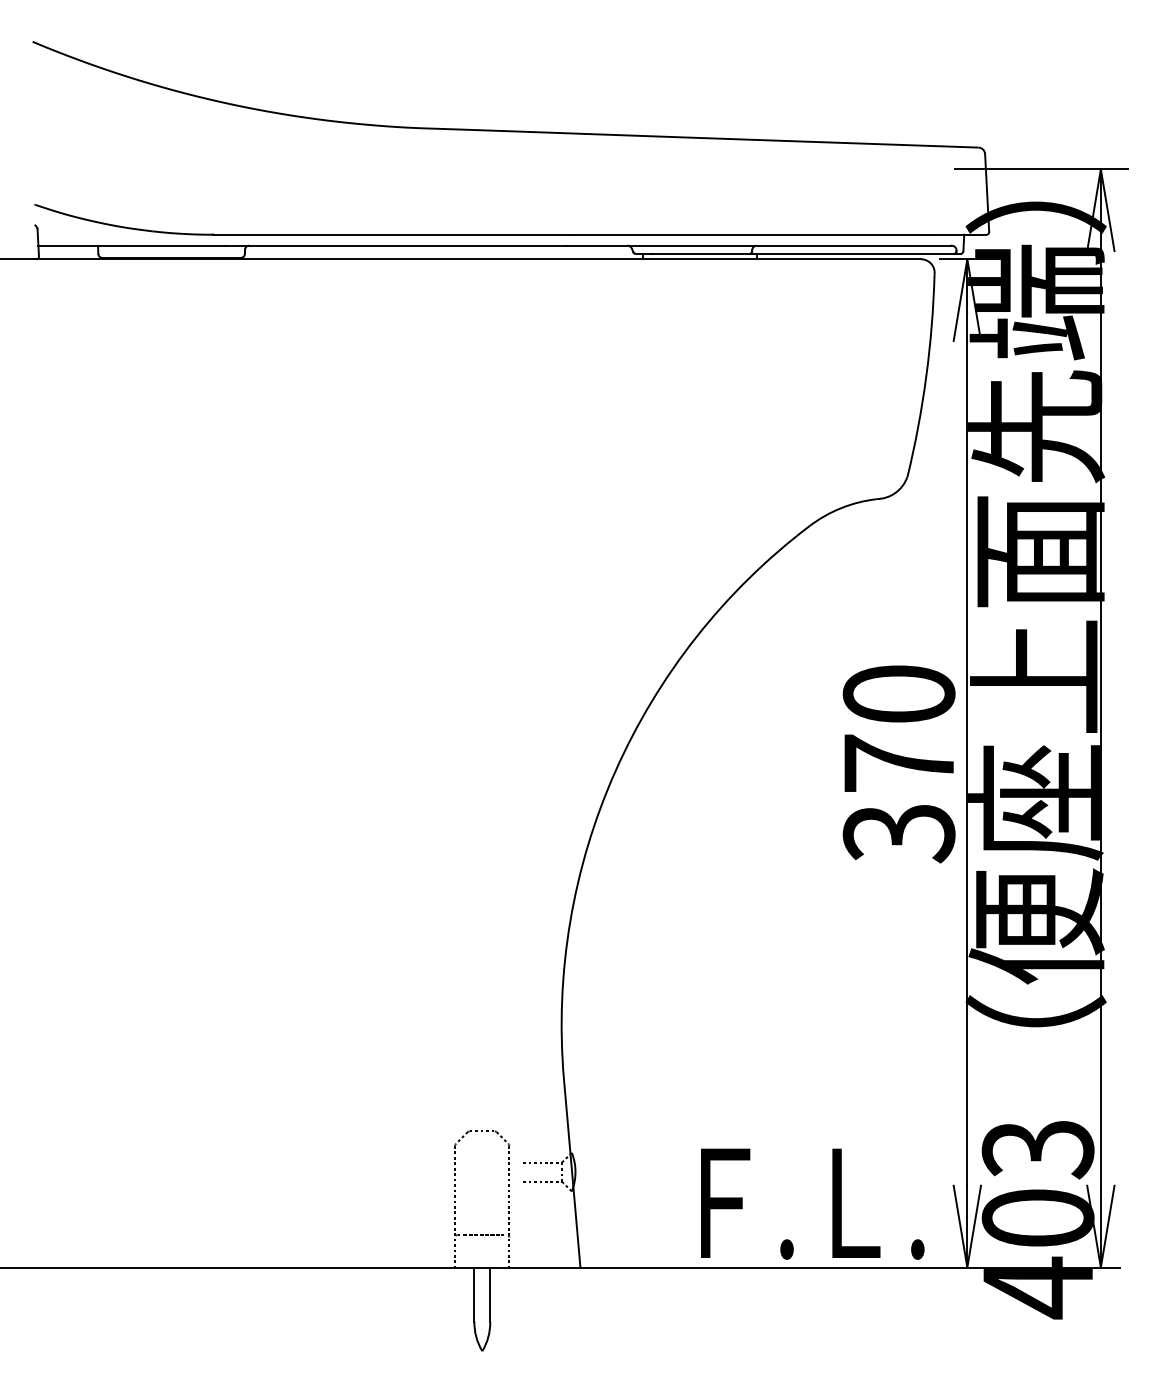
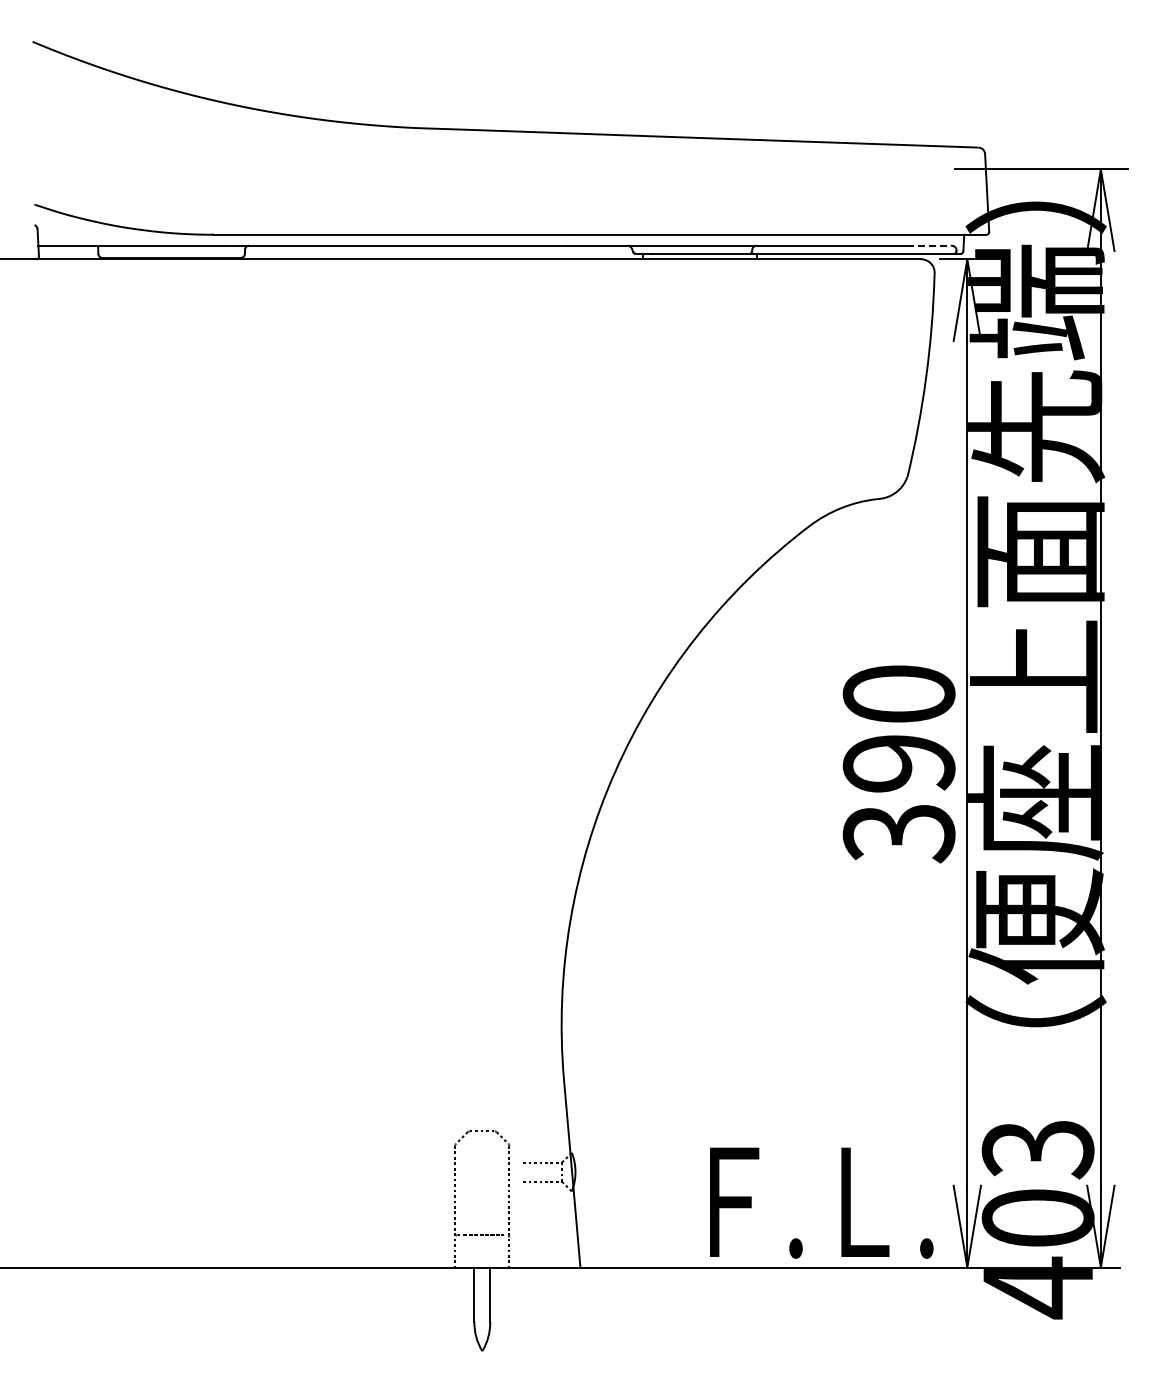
line: solid -> dashed (928, 245)
text: 370 -> 390 (898, 763)
text position: (812, 1203) -> (821, 1202) (821, 1202)
